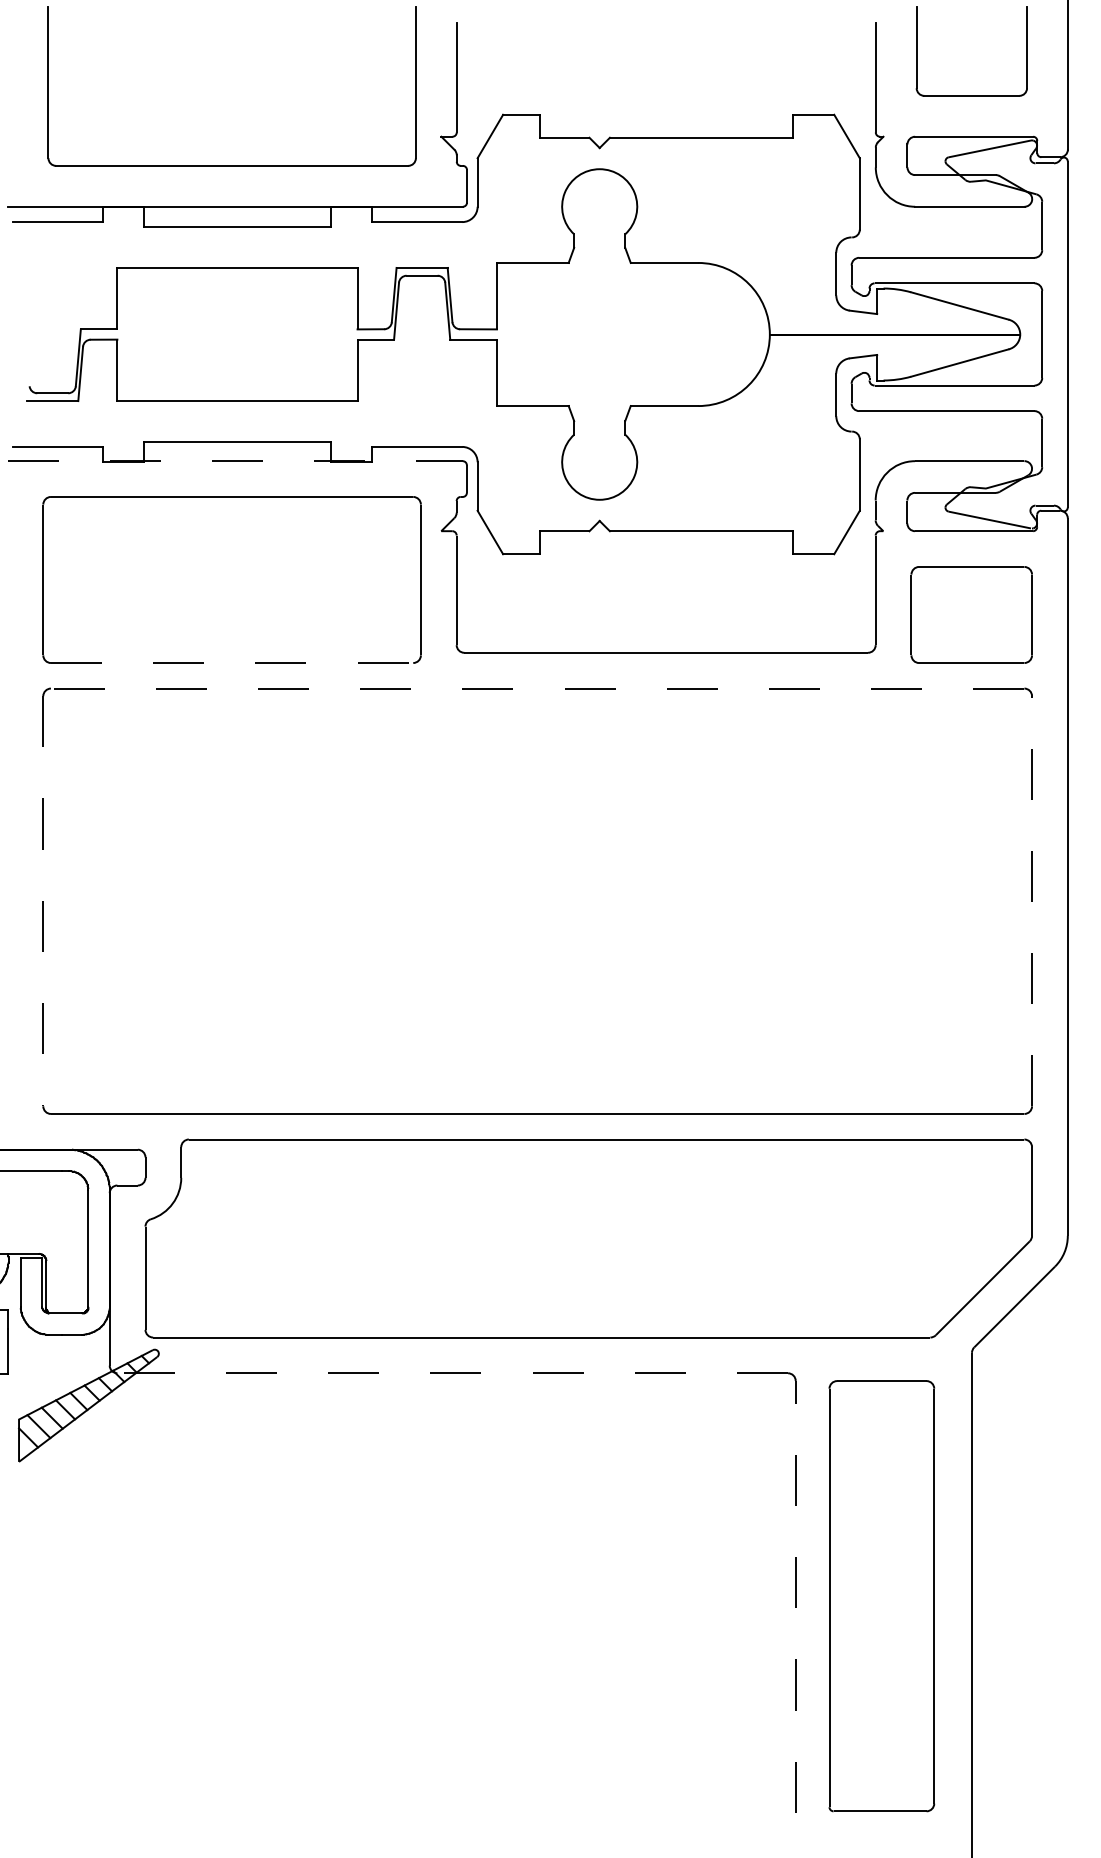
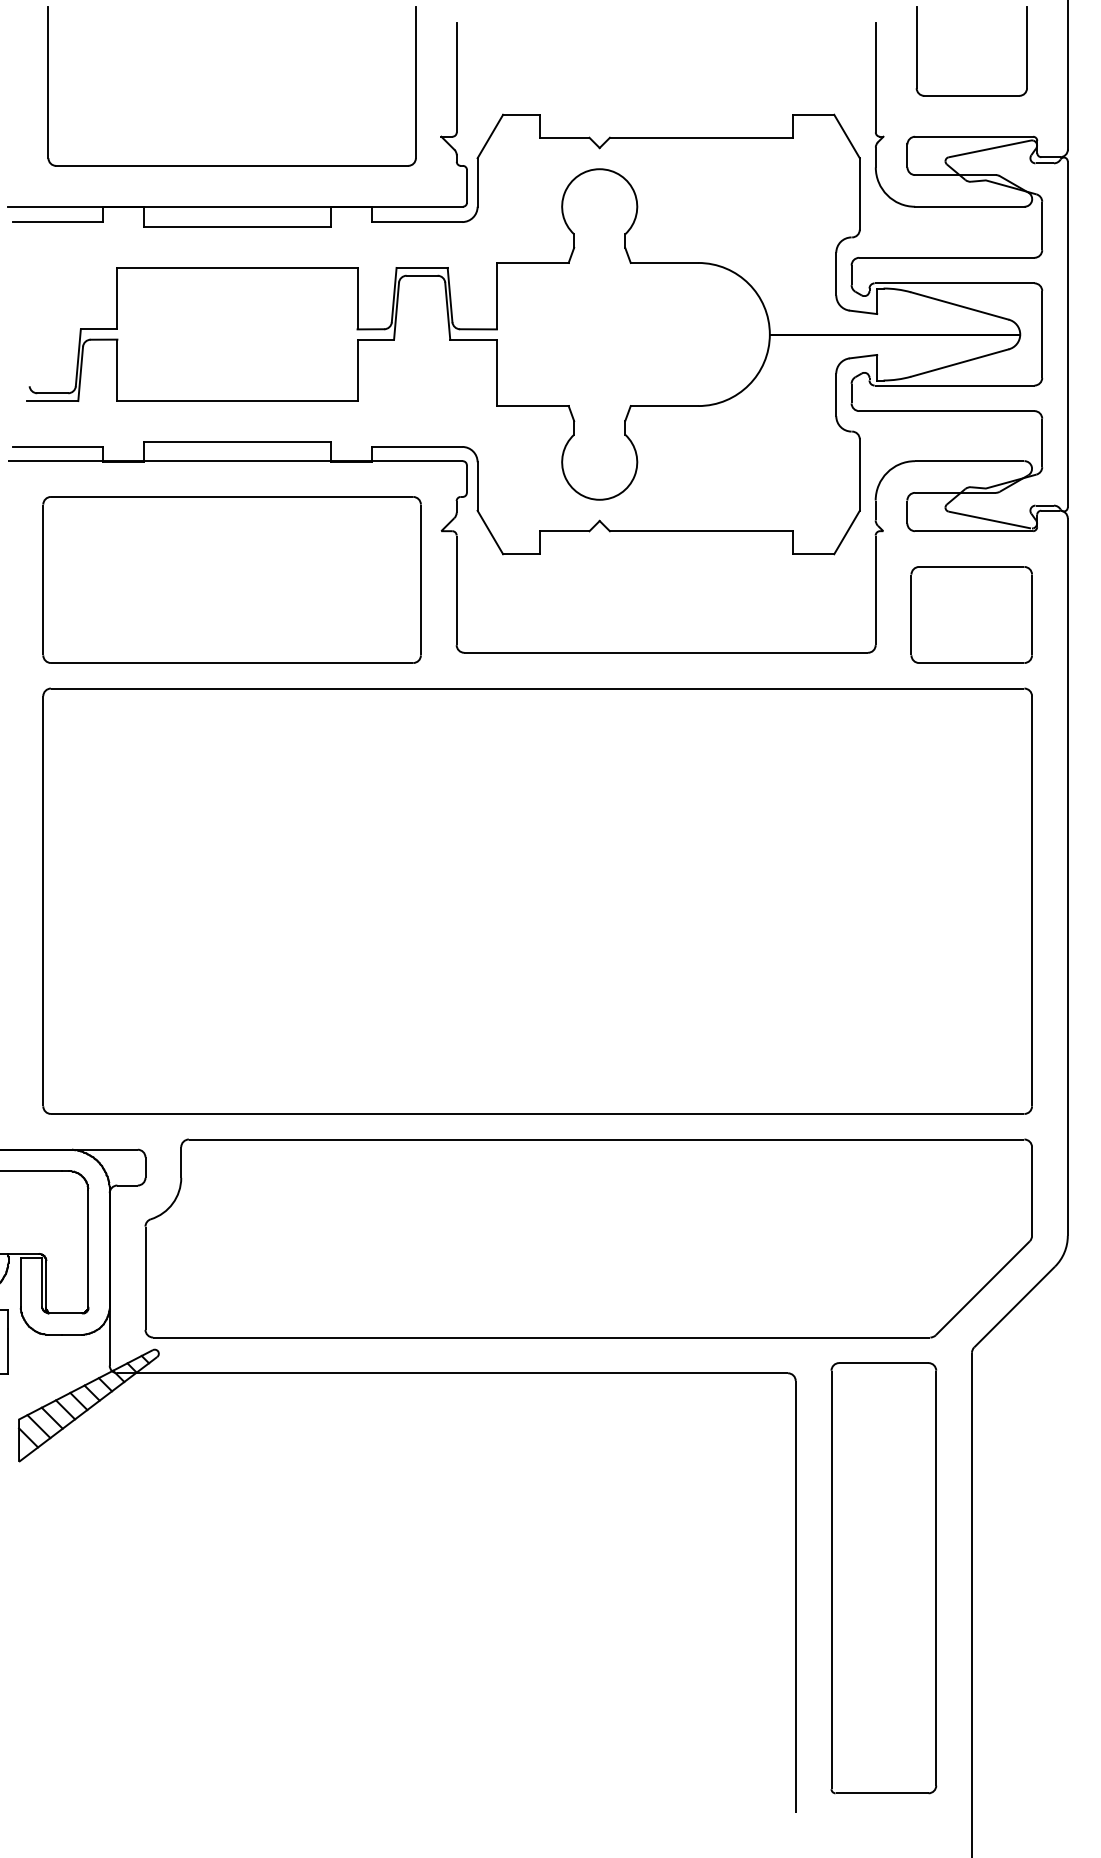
line: dashed -> solid (235, 461)
line: dashed -> solid (232, 663)
line: dashed -> solid (537, 688)
line: dashed -> solid (1032, 900)
line: dashed -> solid (43, 901)
line: dashed -> solid (452, 1373)
line: dashed -> solid (795, 1596)
part position: (881, 1596) -> (883, 1578) (883, 1578)
